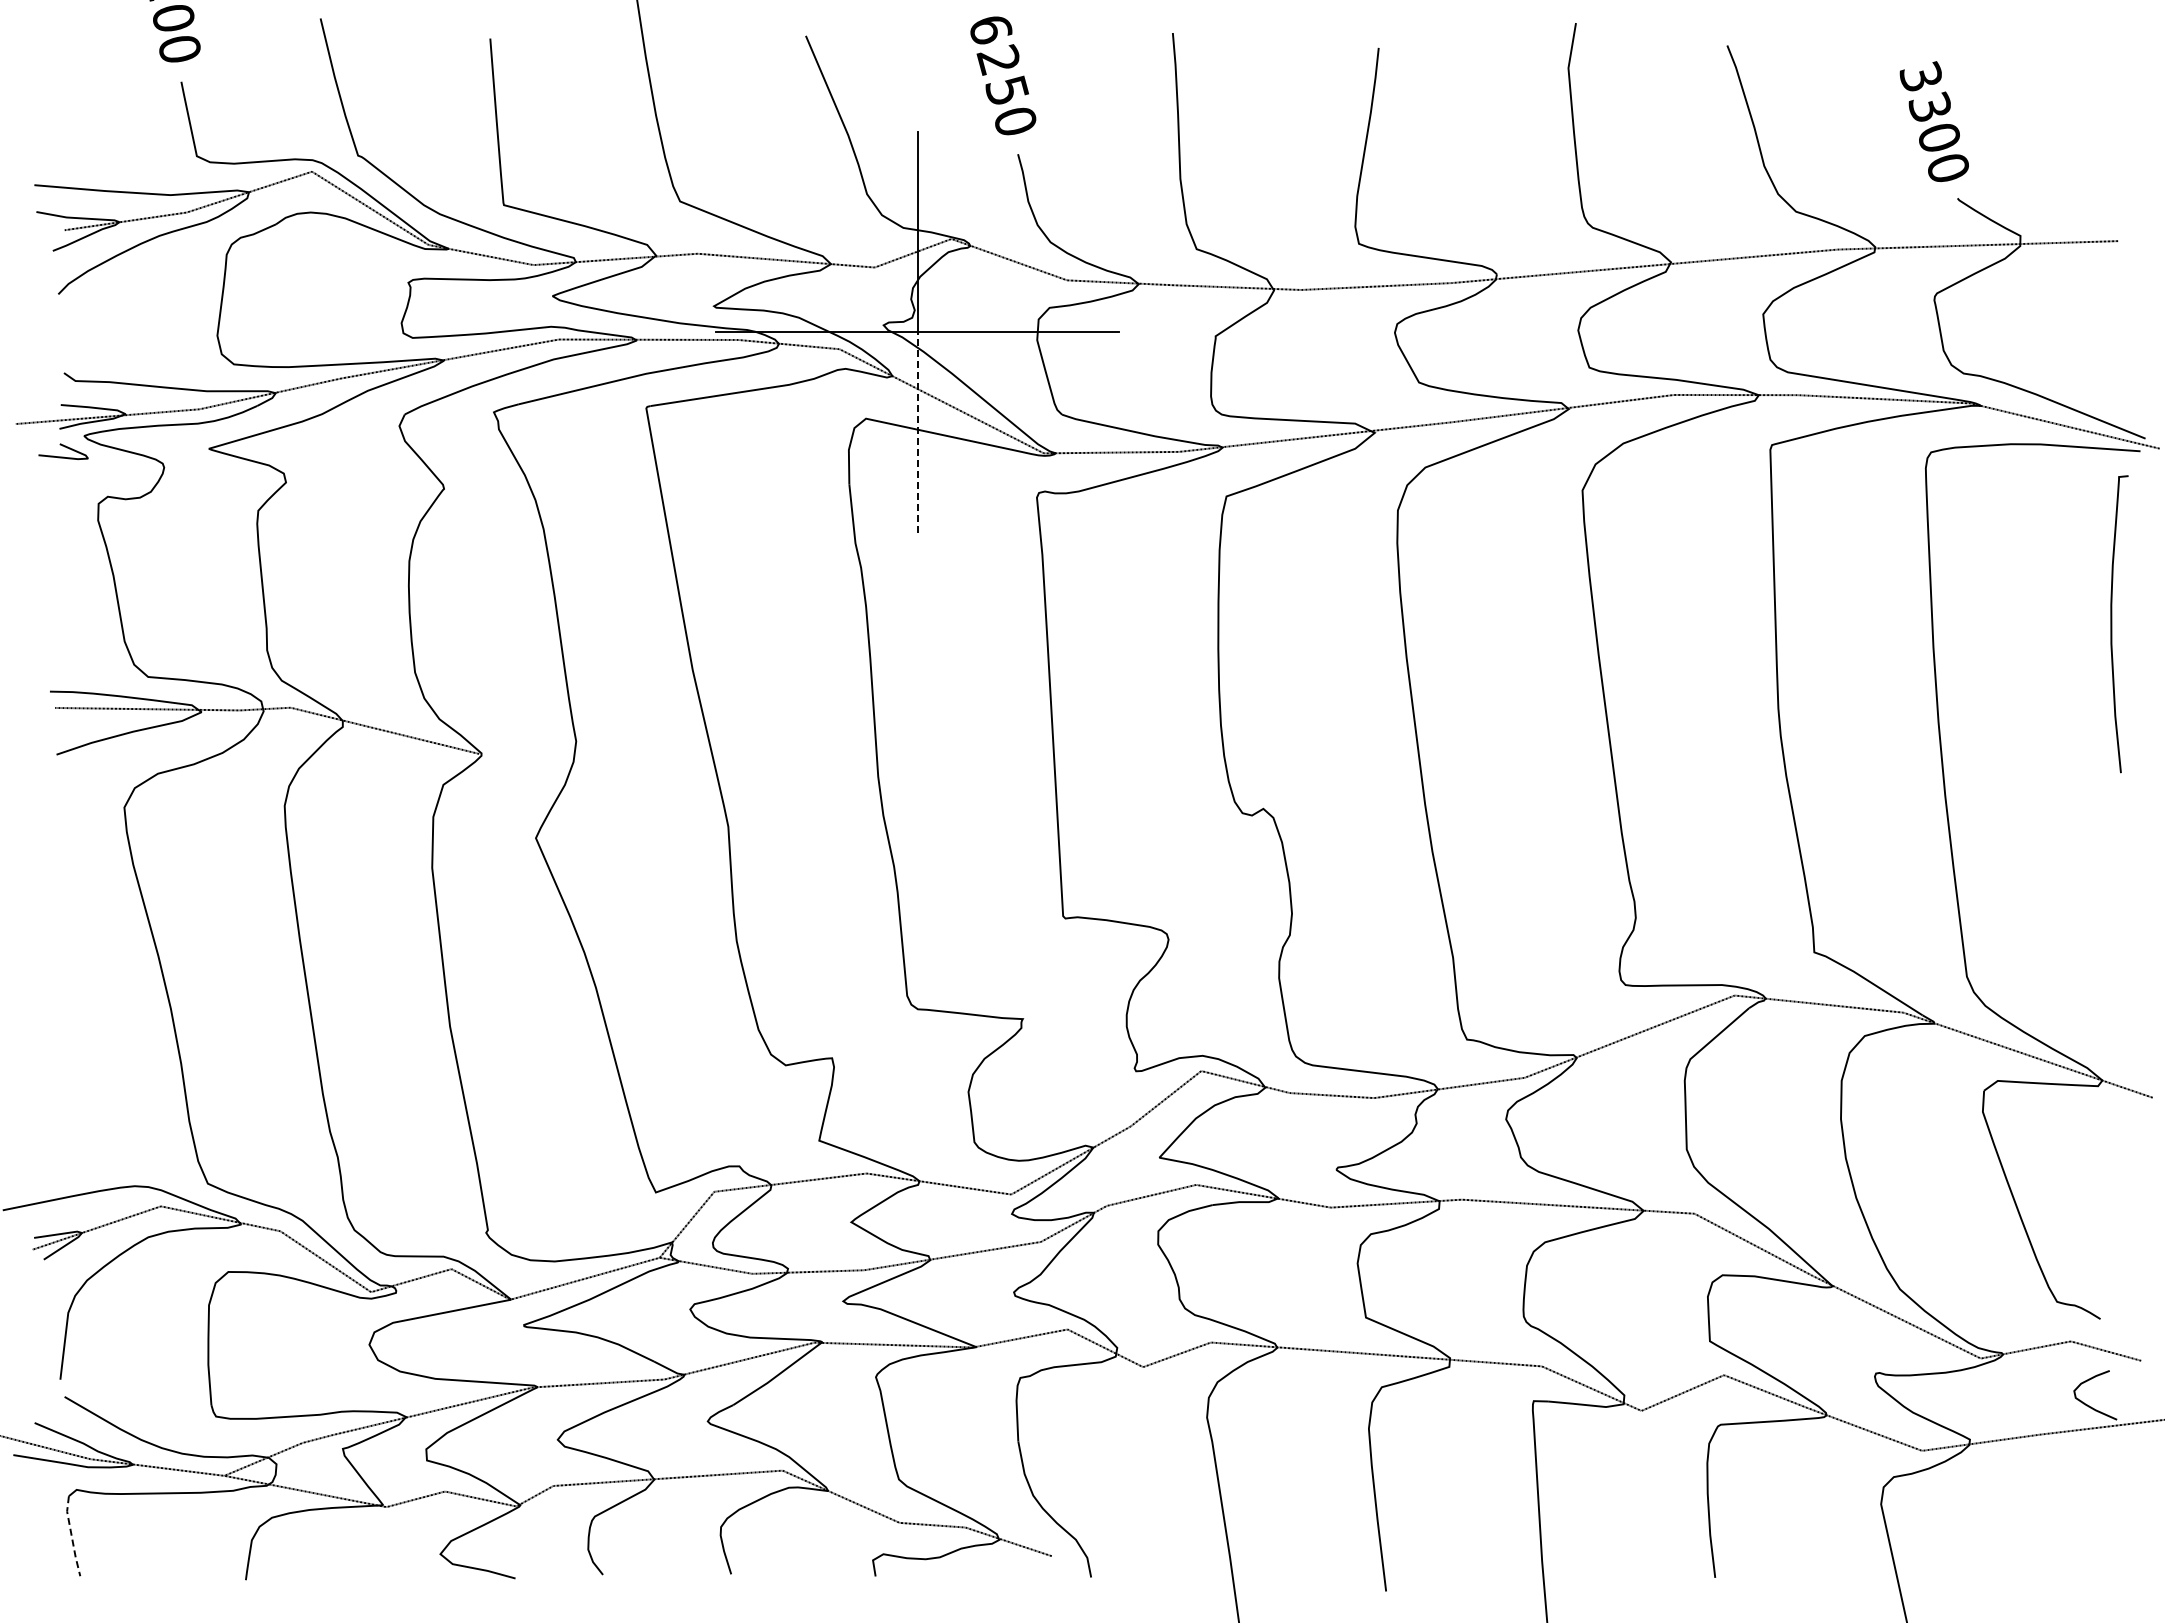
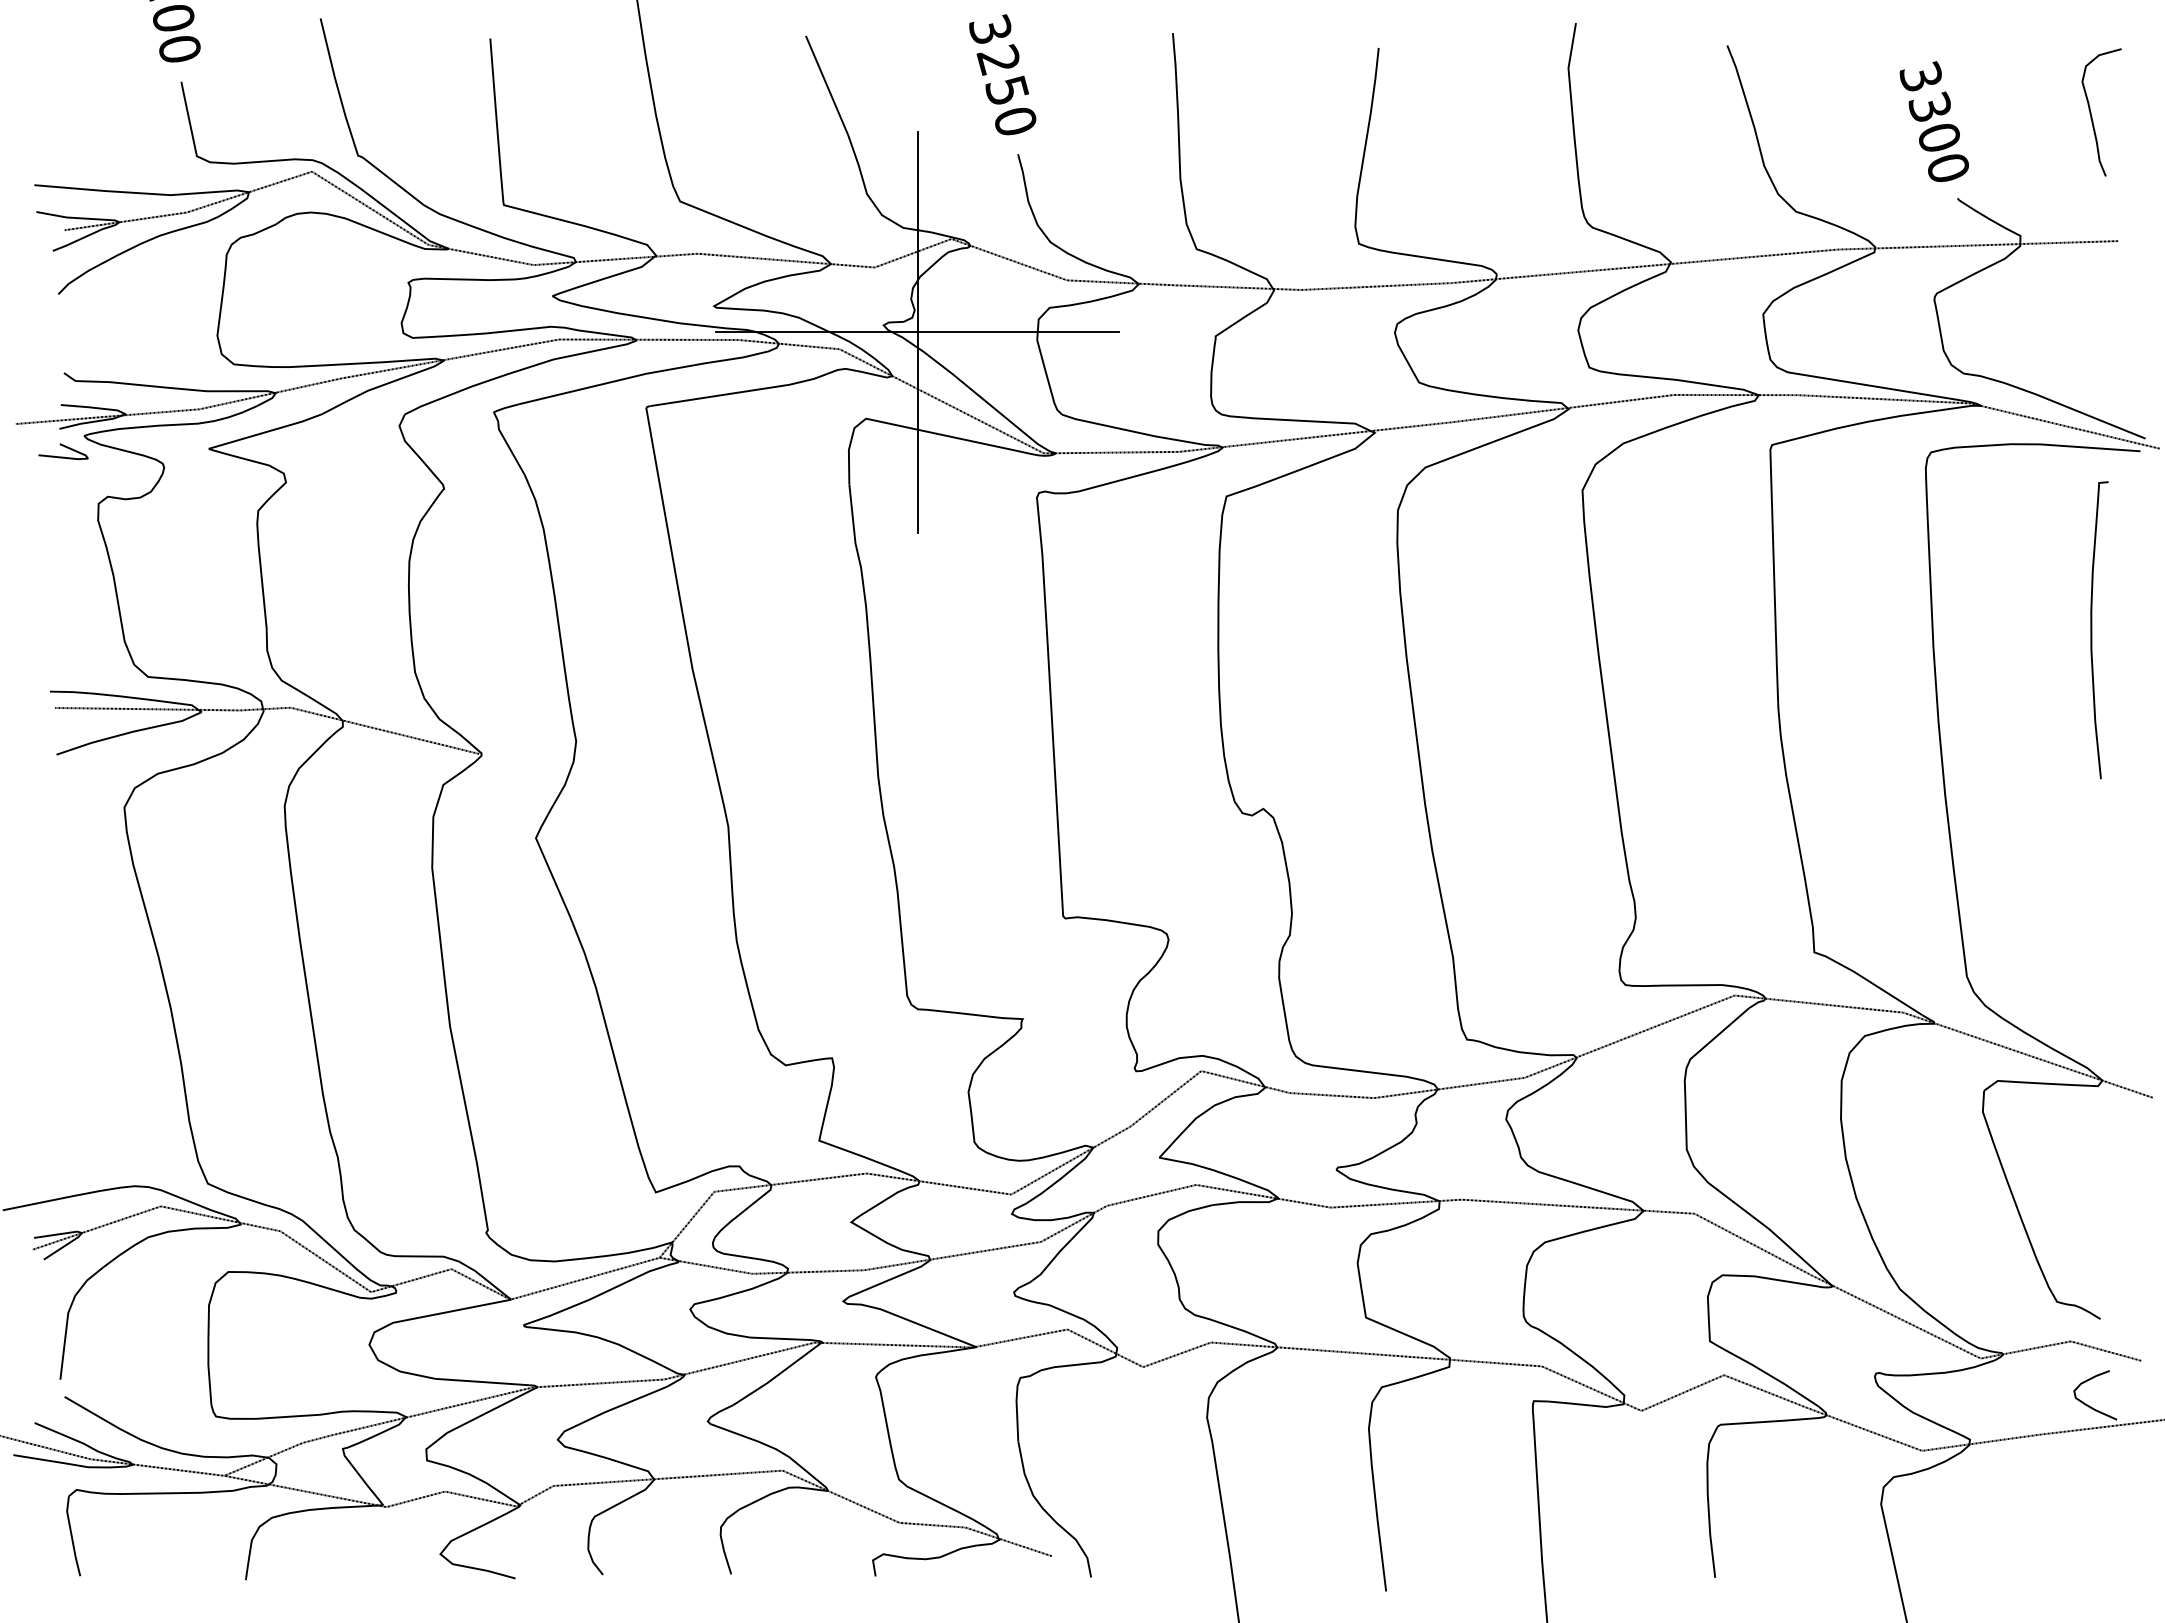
text: 6250 -> 3250 (990, 29)
curve: none -> present (2092, 116)
line: dashed -> solid (917, 432)
curve position: (2112, 624) -> (2092, 630) (2092, 630)
line: dashed -> solid (71, 1536)
